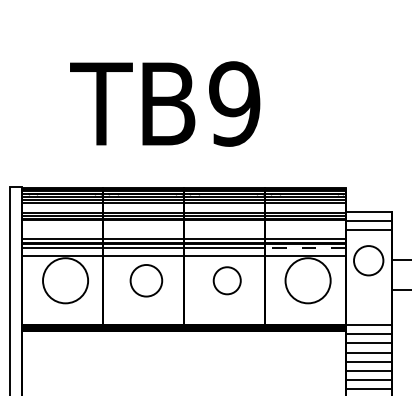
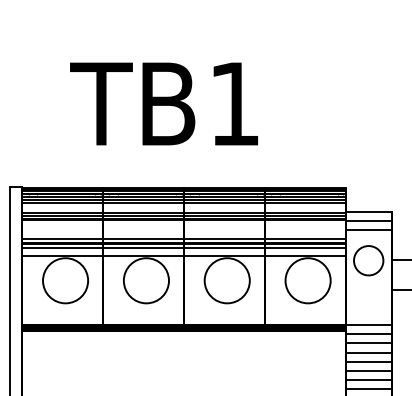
text: TB9 -> TB1 (234, 103)
line: dashed -> solid (305, 248)
circle diameter: 32 px -> 45 px (145, 280)
circle diameter: 27 px -> 45 px (226, 280)
